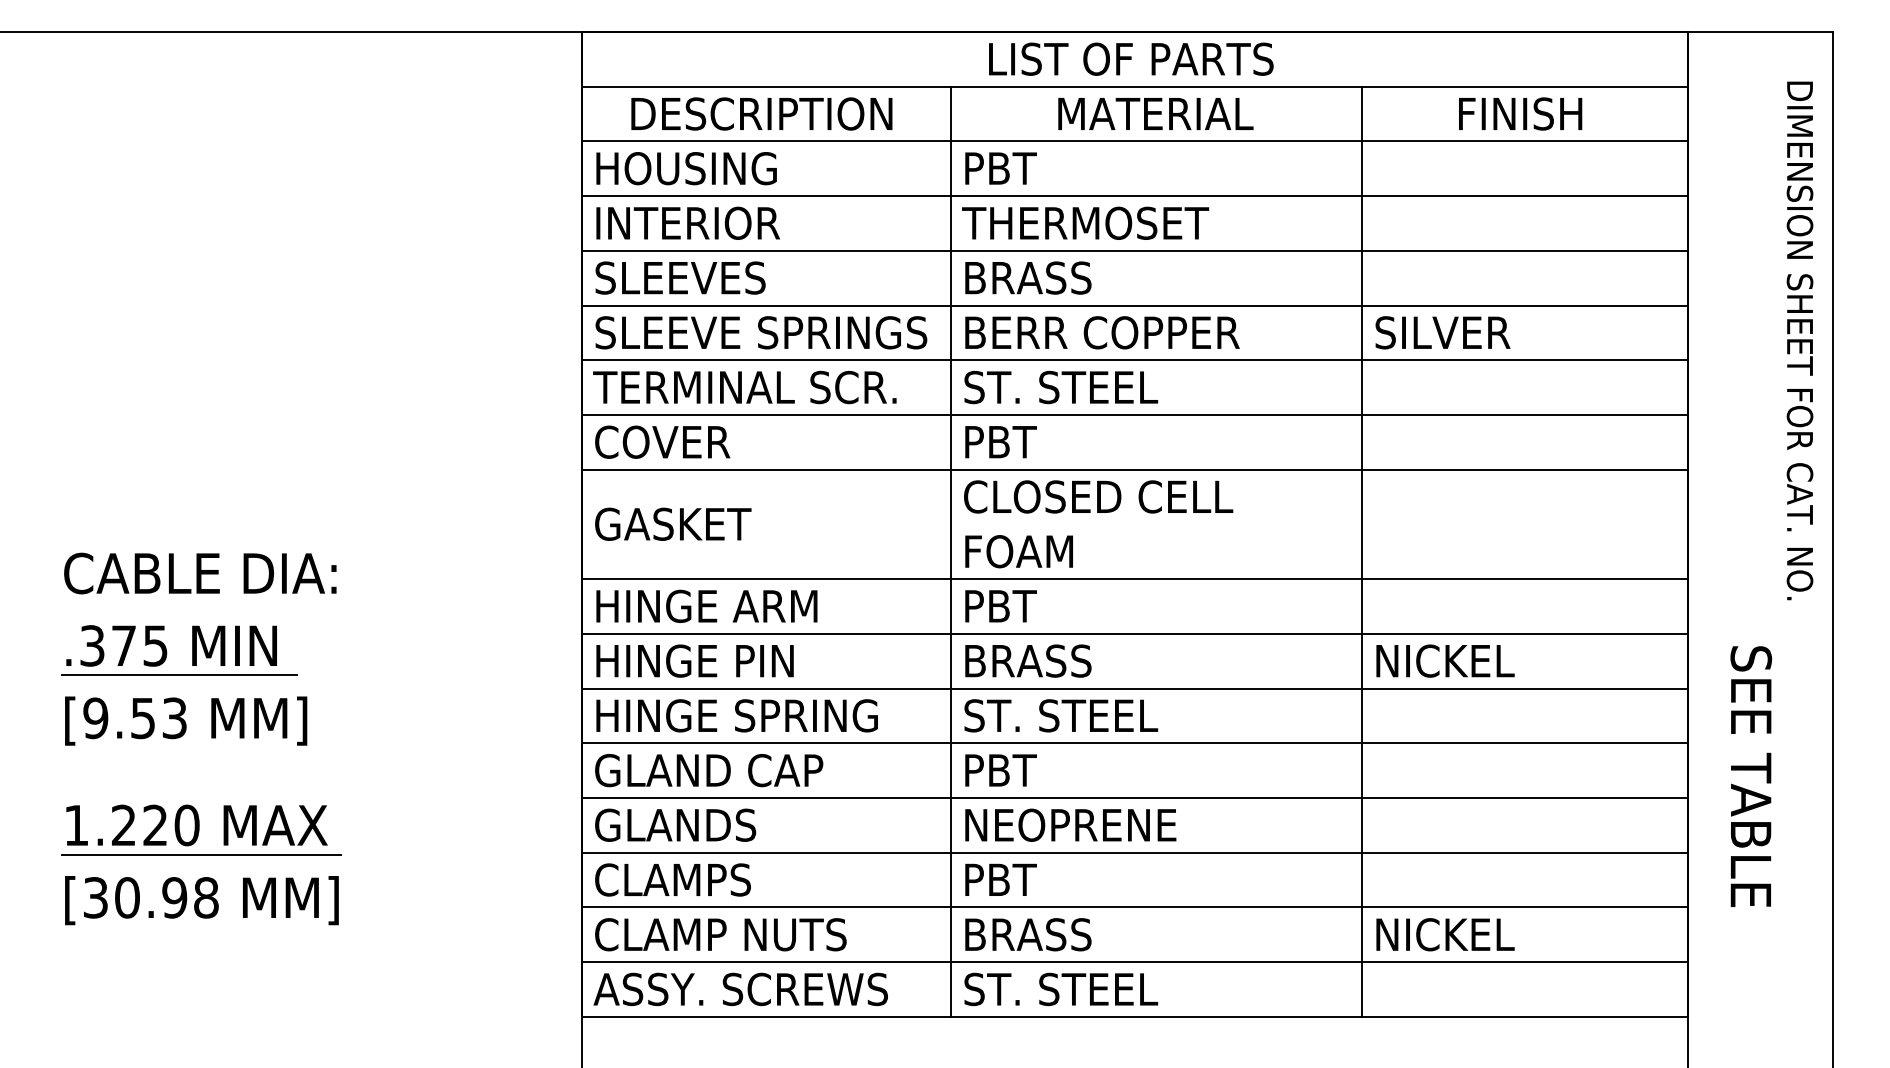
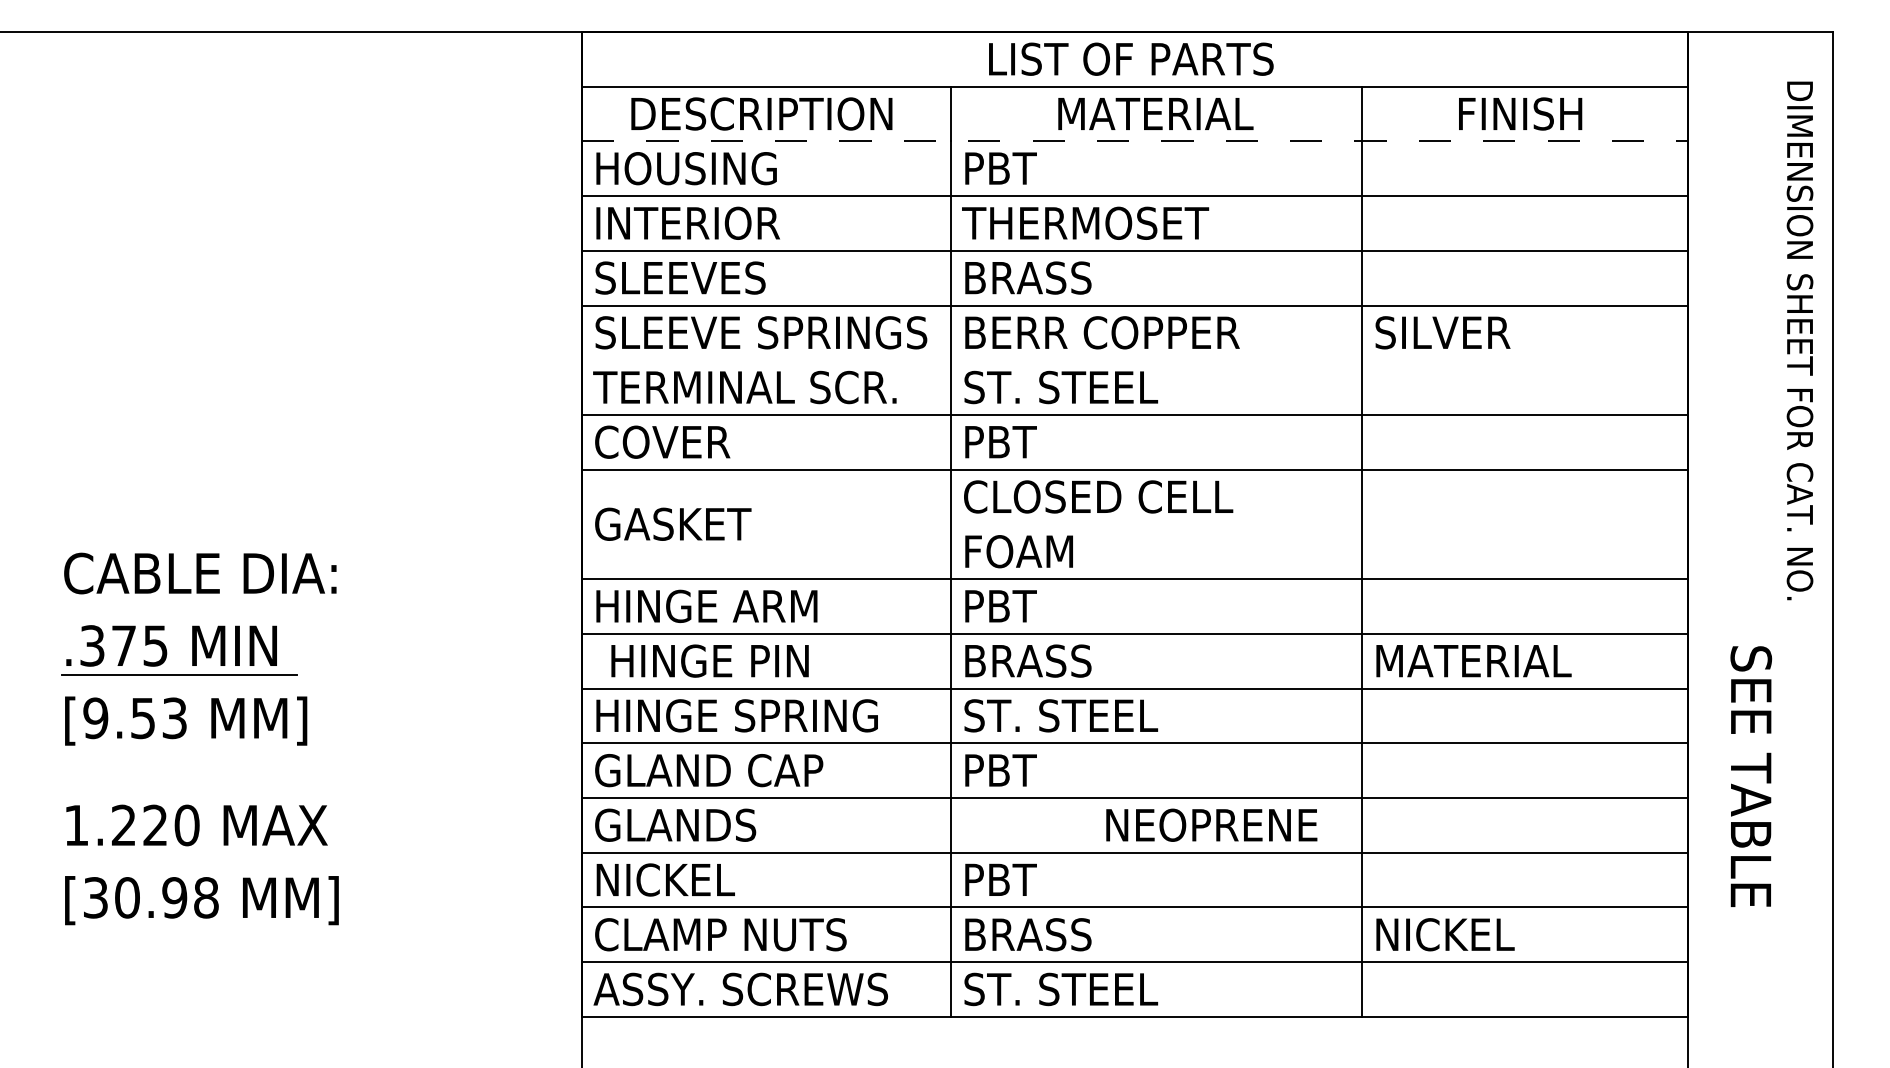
line: solid -> dashed (1135, 141)
line: present -> none (1134, 360)
text position: (694, 660) -> (709, 660) (709, 660)
text: NICKEL -> MATERIAL (1475, 660)
text position: (1070, 824) -> (1211, 824) (1211, 824)
line: present -> none (201, 854)
text: CLAMPS -> NICKEL (672, 879)
